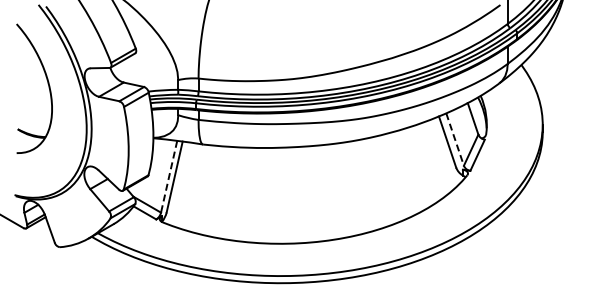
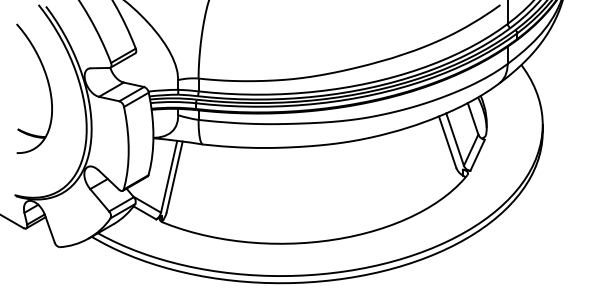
line: dashed -> solid (455, 139)
line: dashed -> solid (169, 176)
